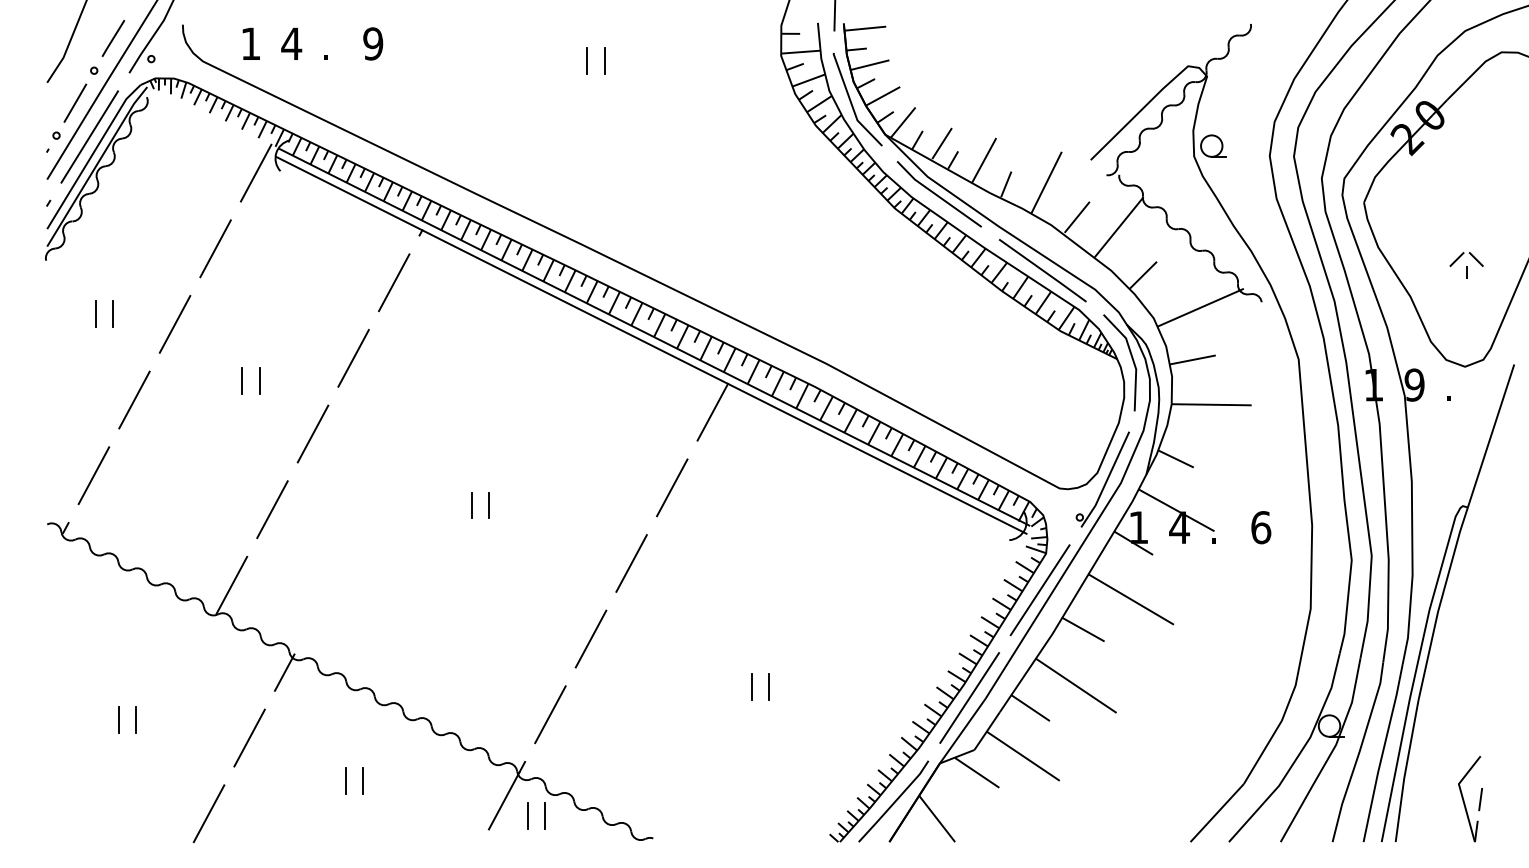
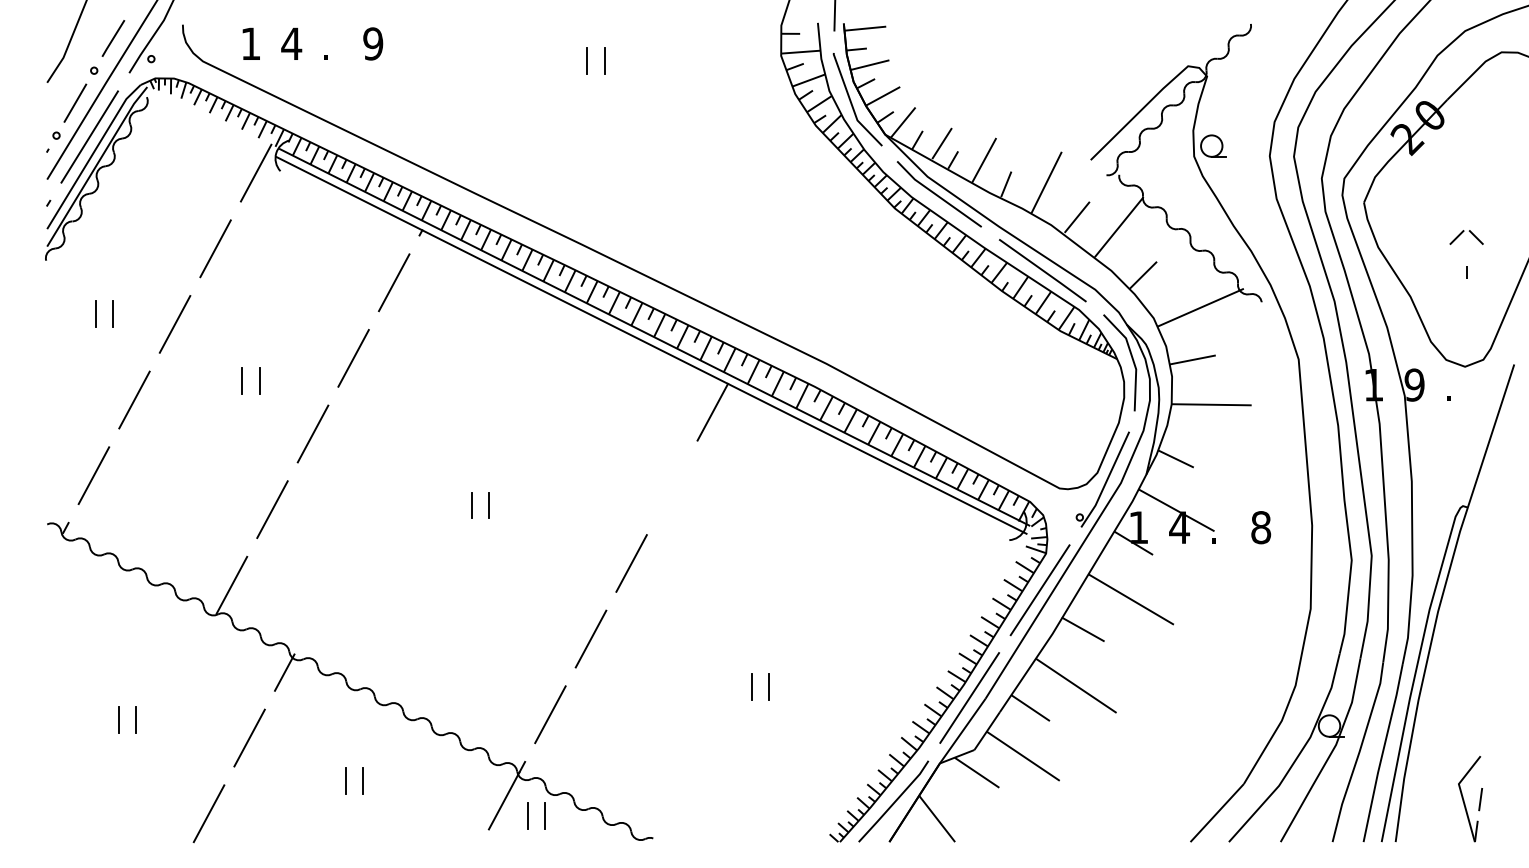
part position: (1466, 259) -> (1466, 237) (1466, 237)
line: present -> none (672, 487)
text: 6 -> 8 (1261, 527)
